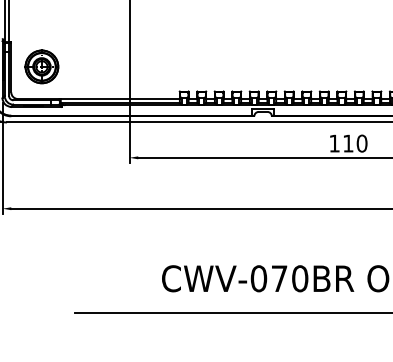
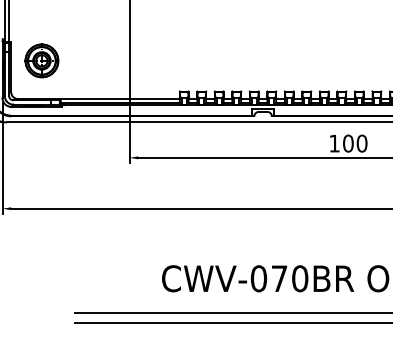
part position: (41, 66) -> (41, 60) (41, 60)
text: 110 -> 100 (348, 143)
line: none -> present (231, 322)
